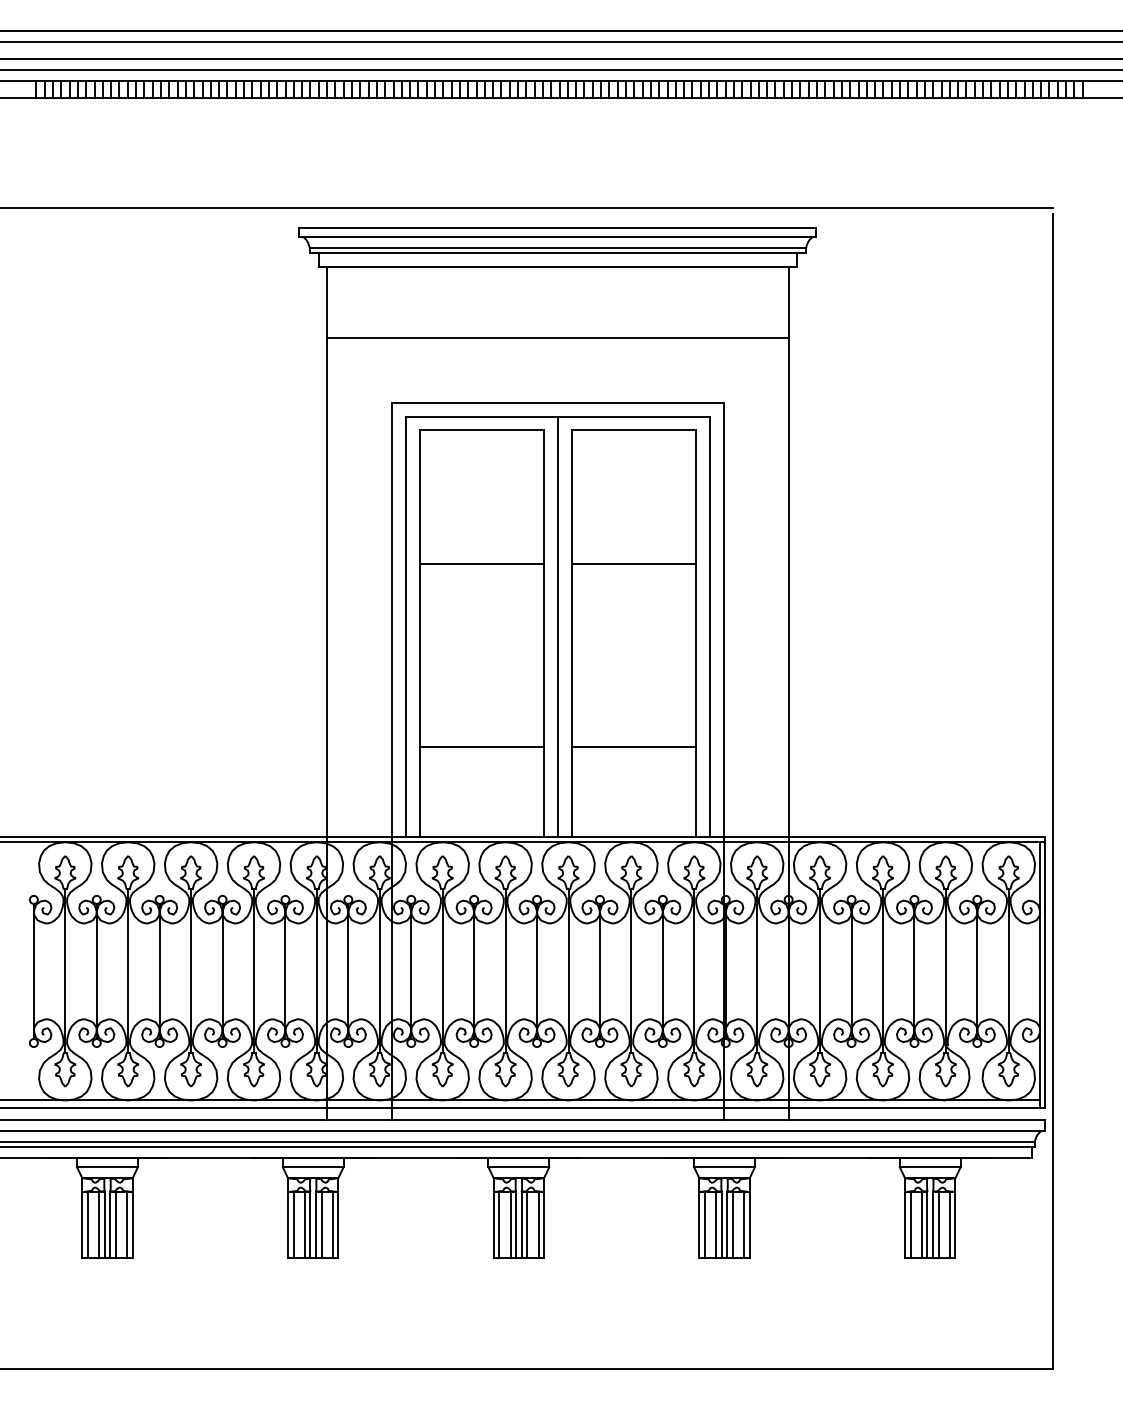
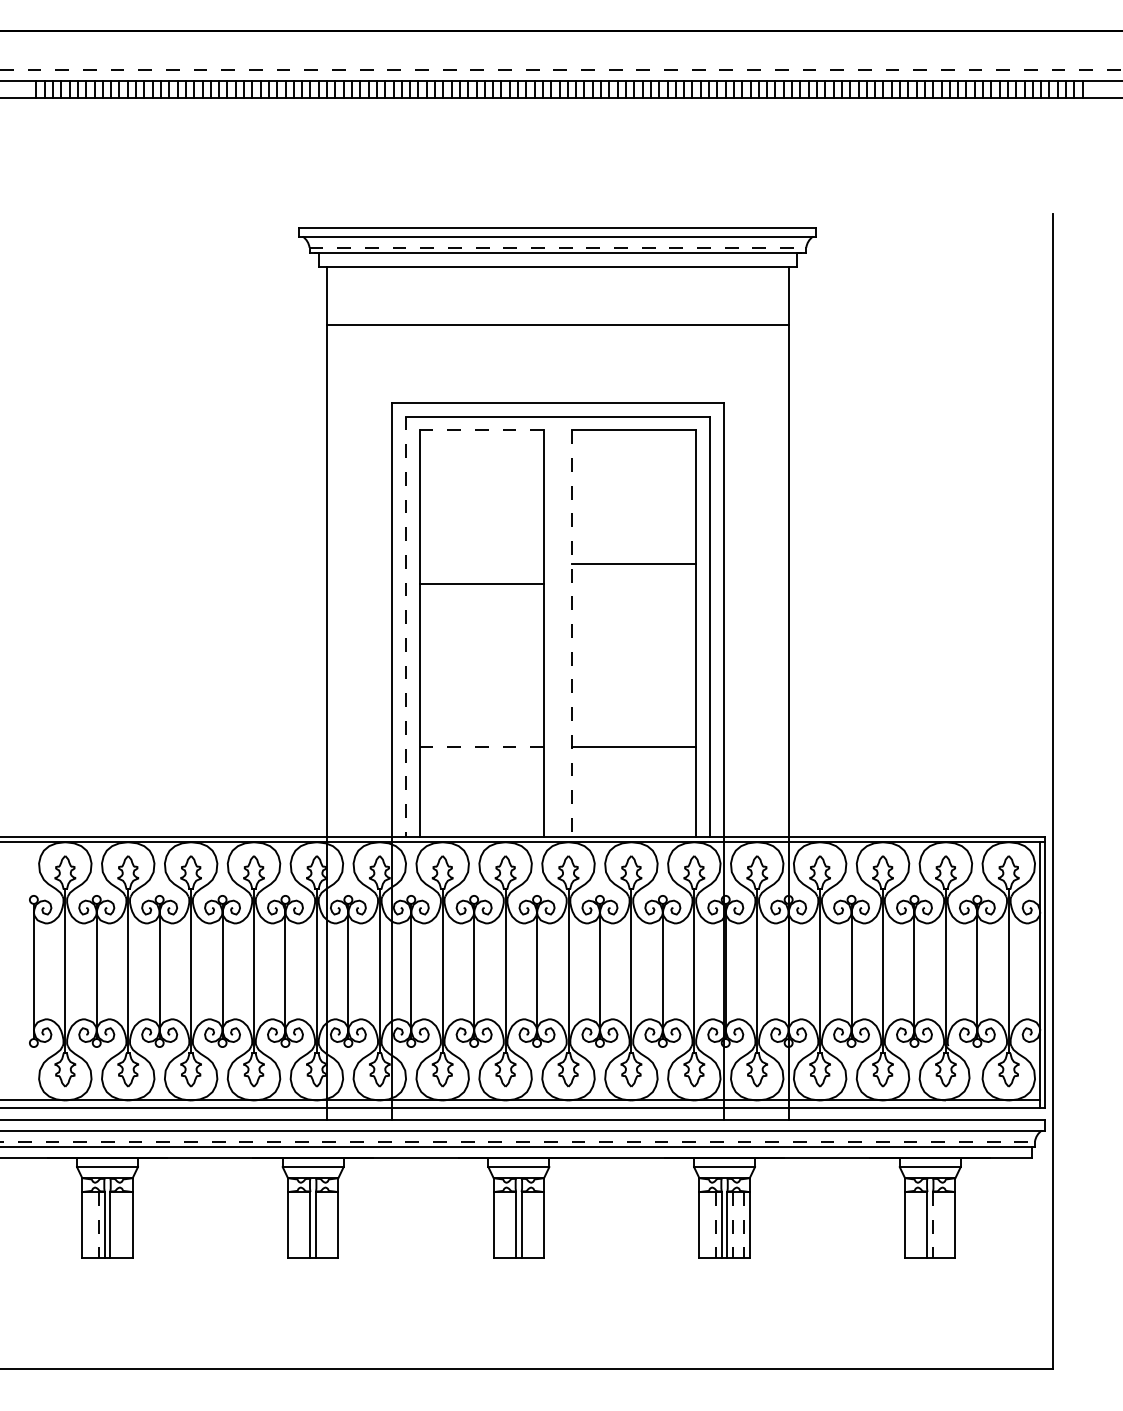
line: present -> none (560, 42)
line: present -> none (560, 58)
line: solid -> dashed (561, 70)
line: present -> none (527, 208)
line: solid -> dashed (558, 247)
line position: (557, 337) -> (557, 324) (557, 324)
line: solid -> dashed (482, 430)
line position: (481, 563) -> (481, 583) (481, 583)
line: present -> none (557, 626)
line: solid -> dashed (405, 627)
line: solid -> dashed (571, 633)
line: solid -> dashed (481, 747)
line: solid -> dashed (518, 1141)
line: present -> none (87, 1224)
line: present -> none (115, 1224)
line: present -> none (127, 1224)
line: present -> none (293, 1224)
line: present -> none (304, 1224)
line: present -> none (321, 1224)
line: present -> none (332, 1224)
line: present -> none (499, 1224)
line: present -> none (510, 1224)
line: present -> none (527, 1224)
line: present -> none (538, 1224)
line: present -> none (704, 1224)
line: present -> none (910, 1224)
line: present -> none (921, 1224)
line: present -> none (938, 1224)
line: present -> none (949, 1224)
line: solid -> dashed (99, 1225)
line: solid -> dashed (716, 1225)
line: solid -> dashed (732, 1225)
line: solid -> dashed (744, 1225)
line: solid -> dashed (933, 1225)
